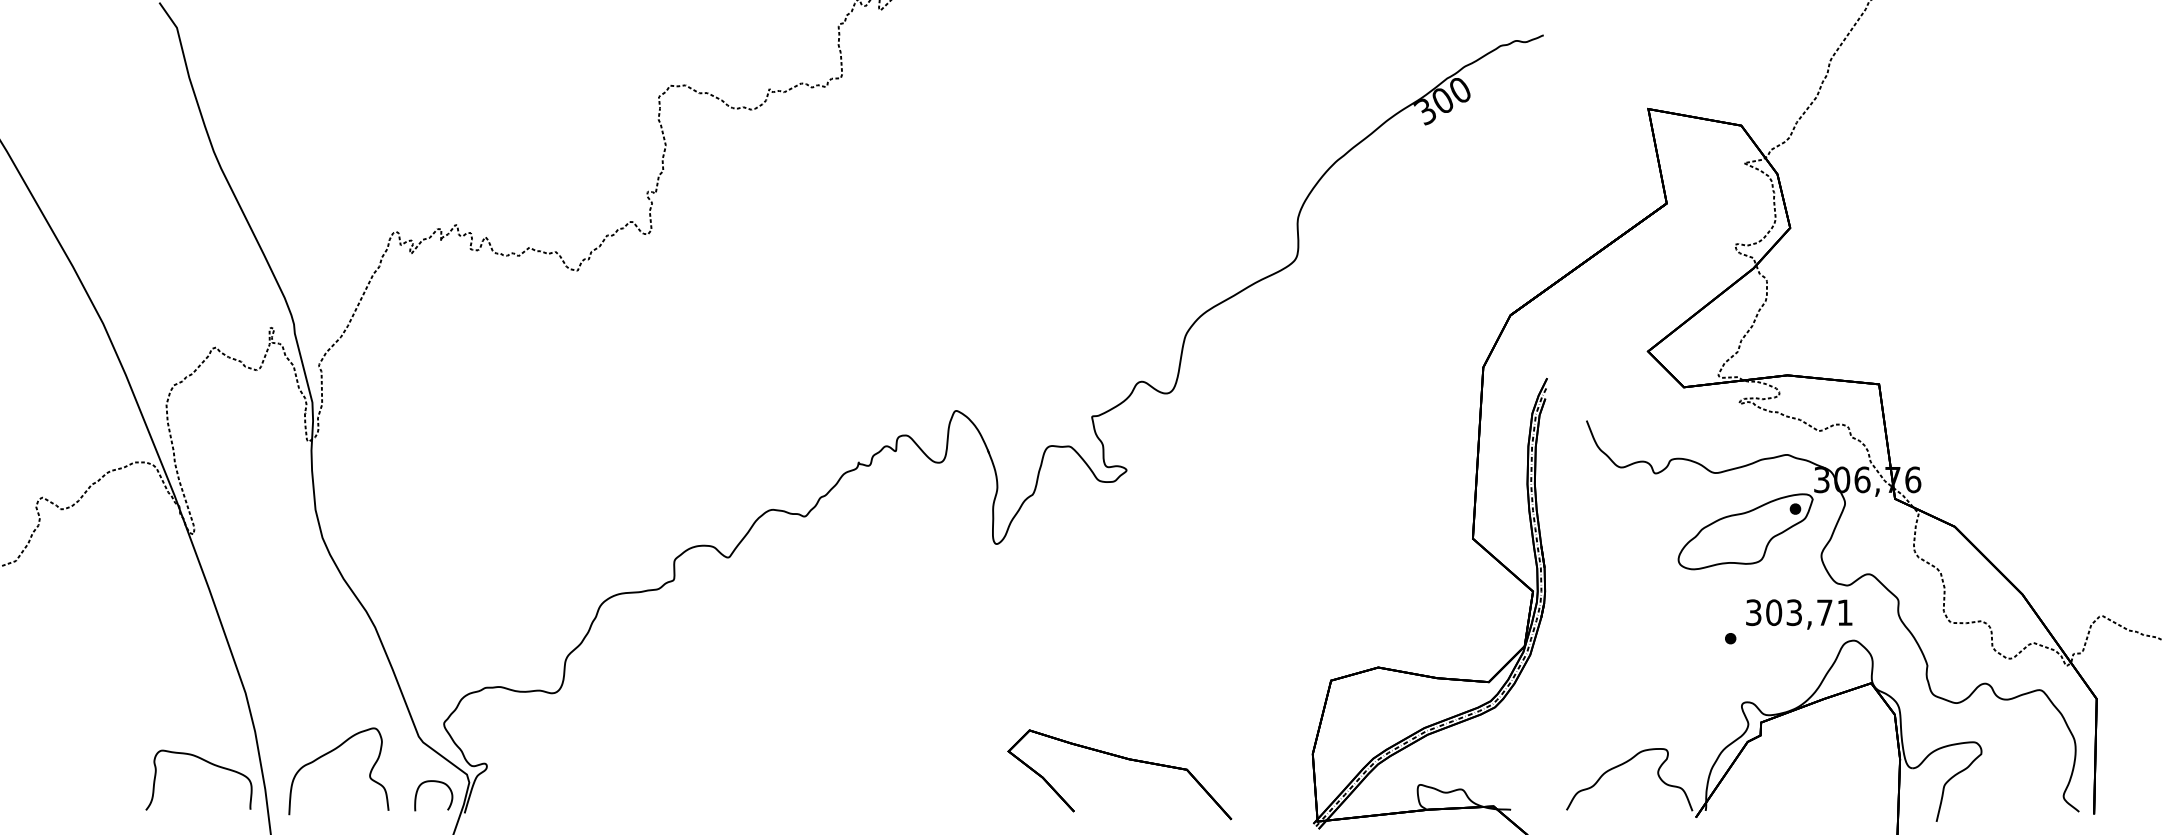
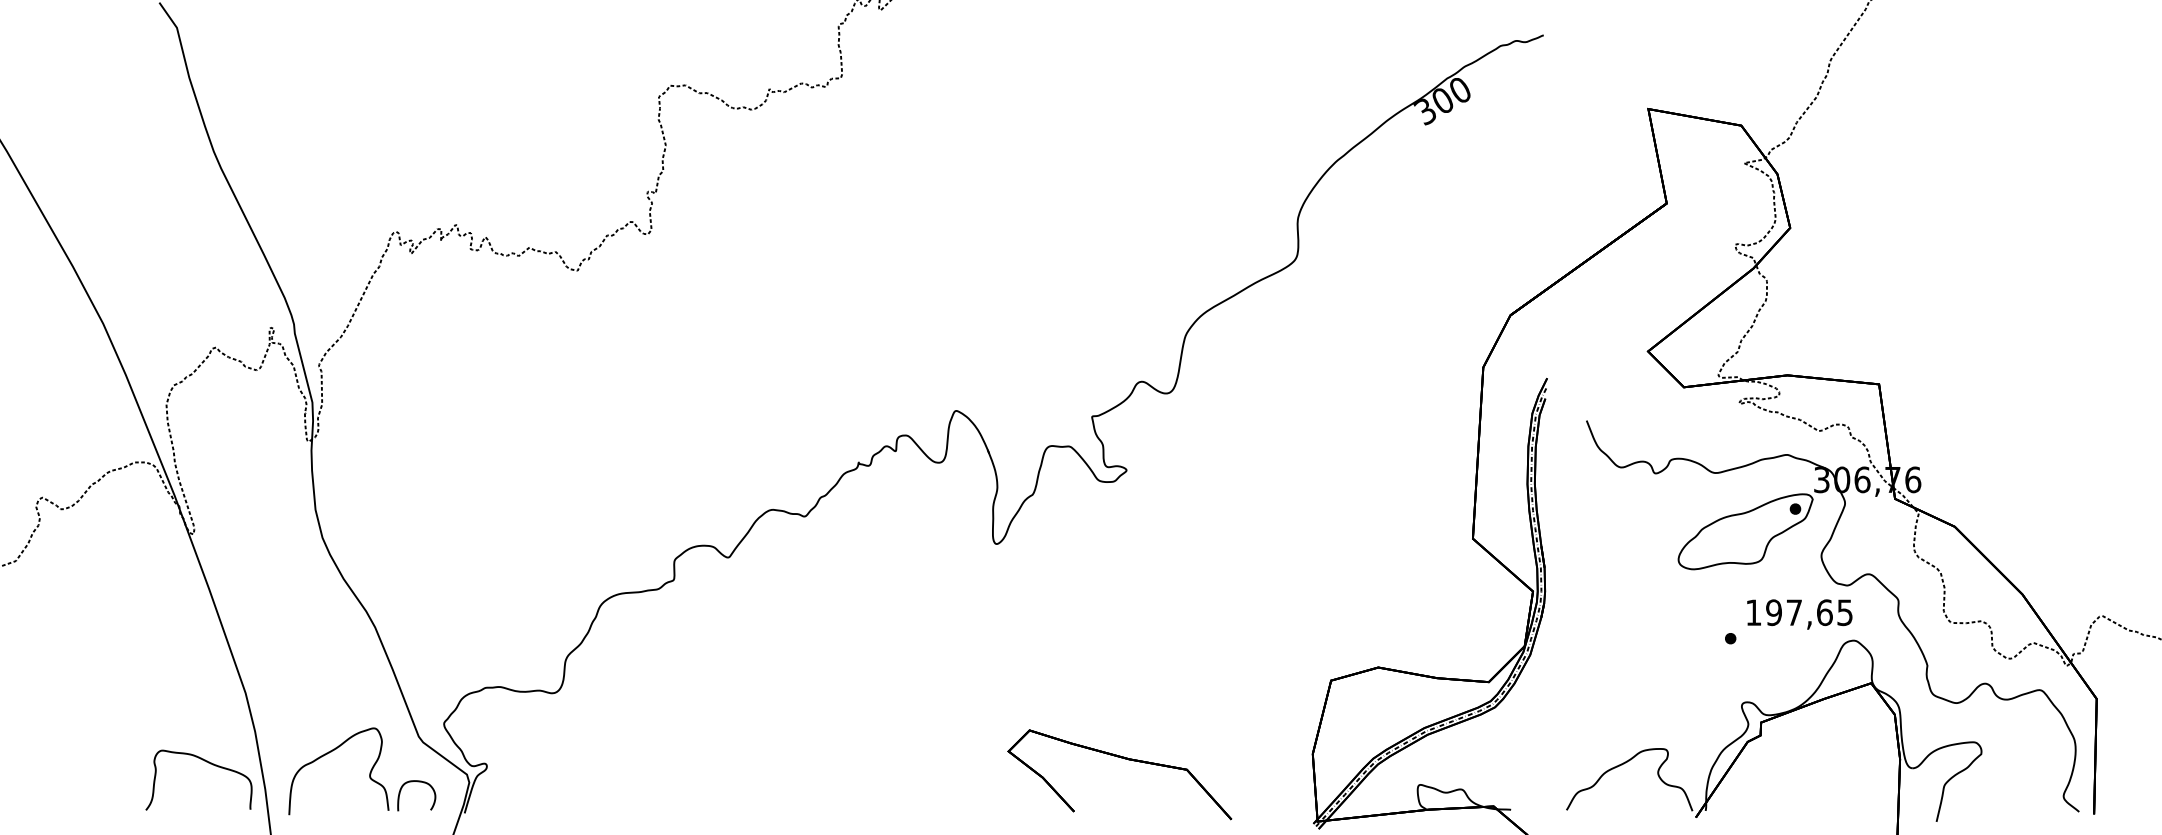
text: 303,71 -> 197,65 (1799, 612)
curve position: (434, 782) -> (417, 782) (417, 782)
